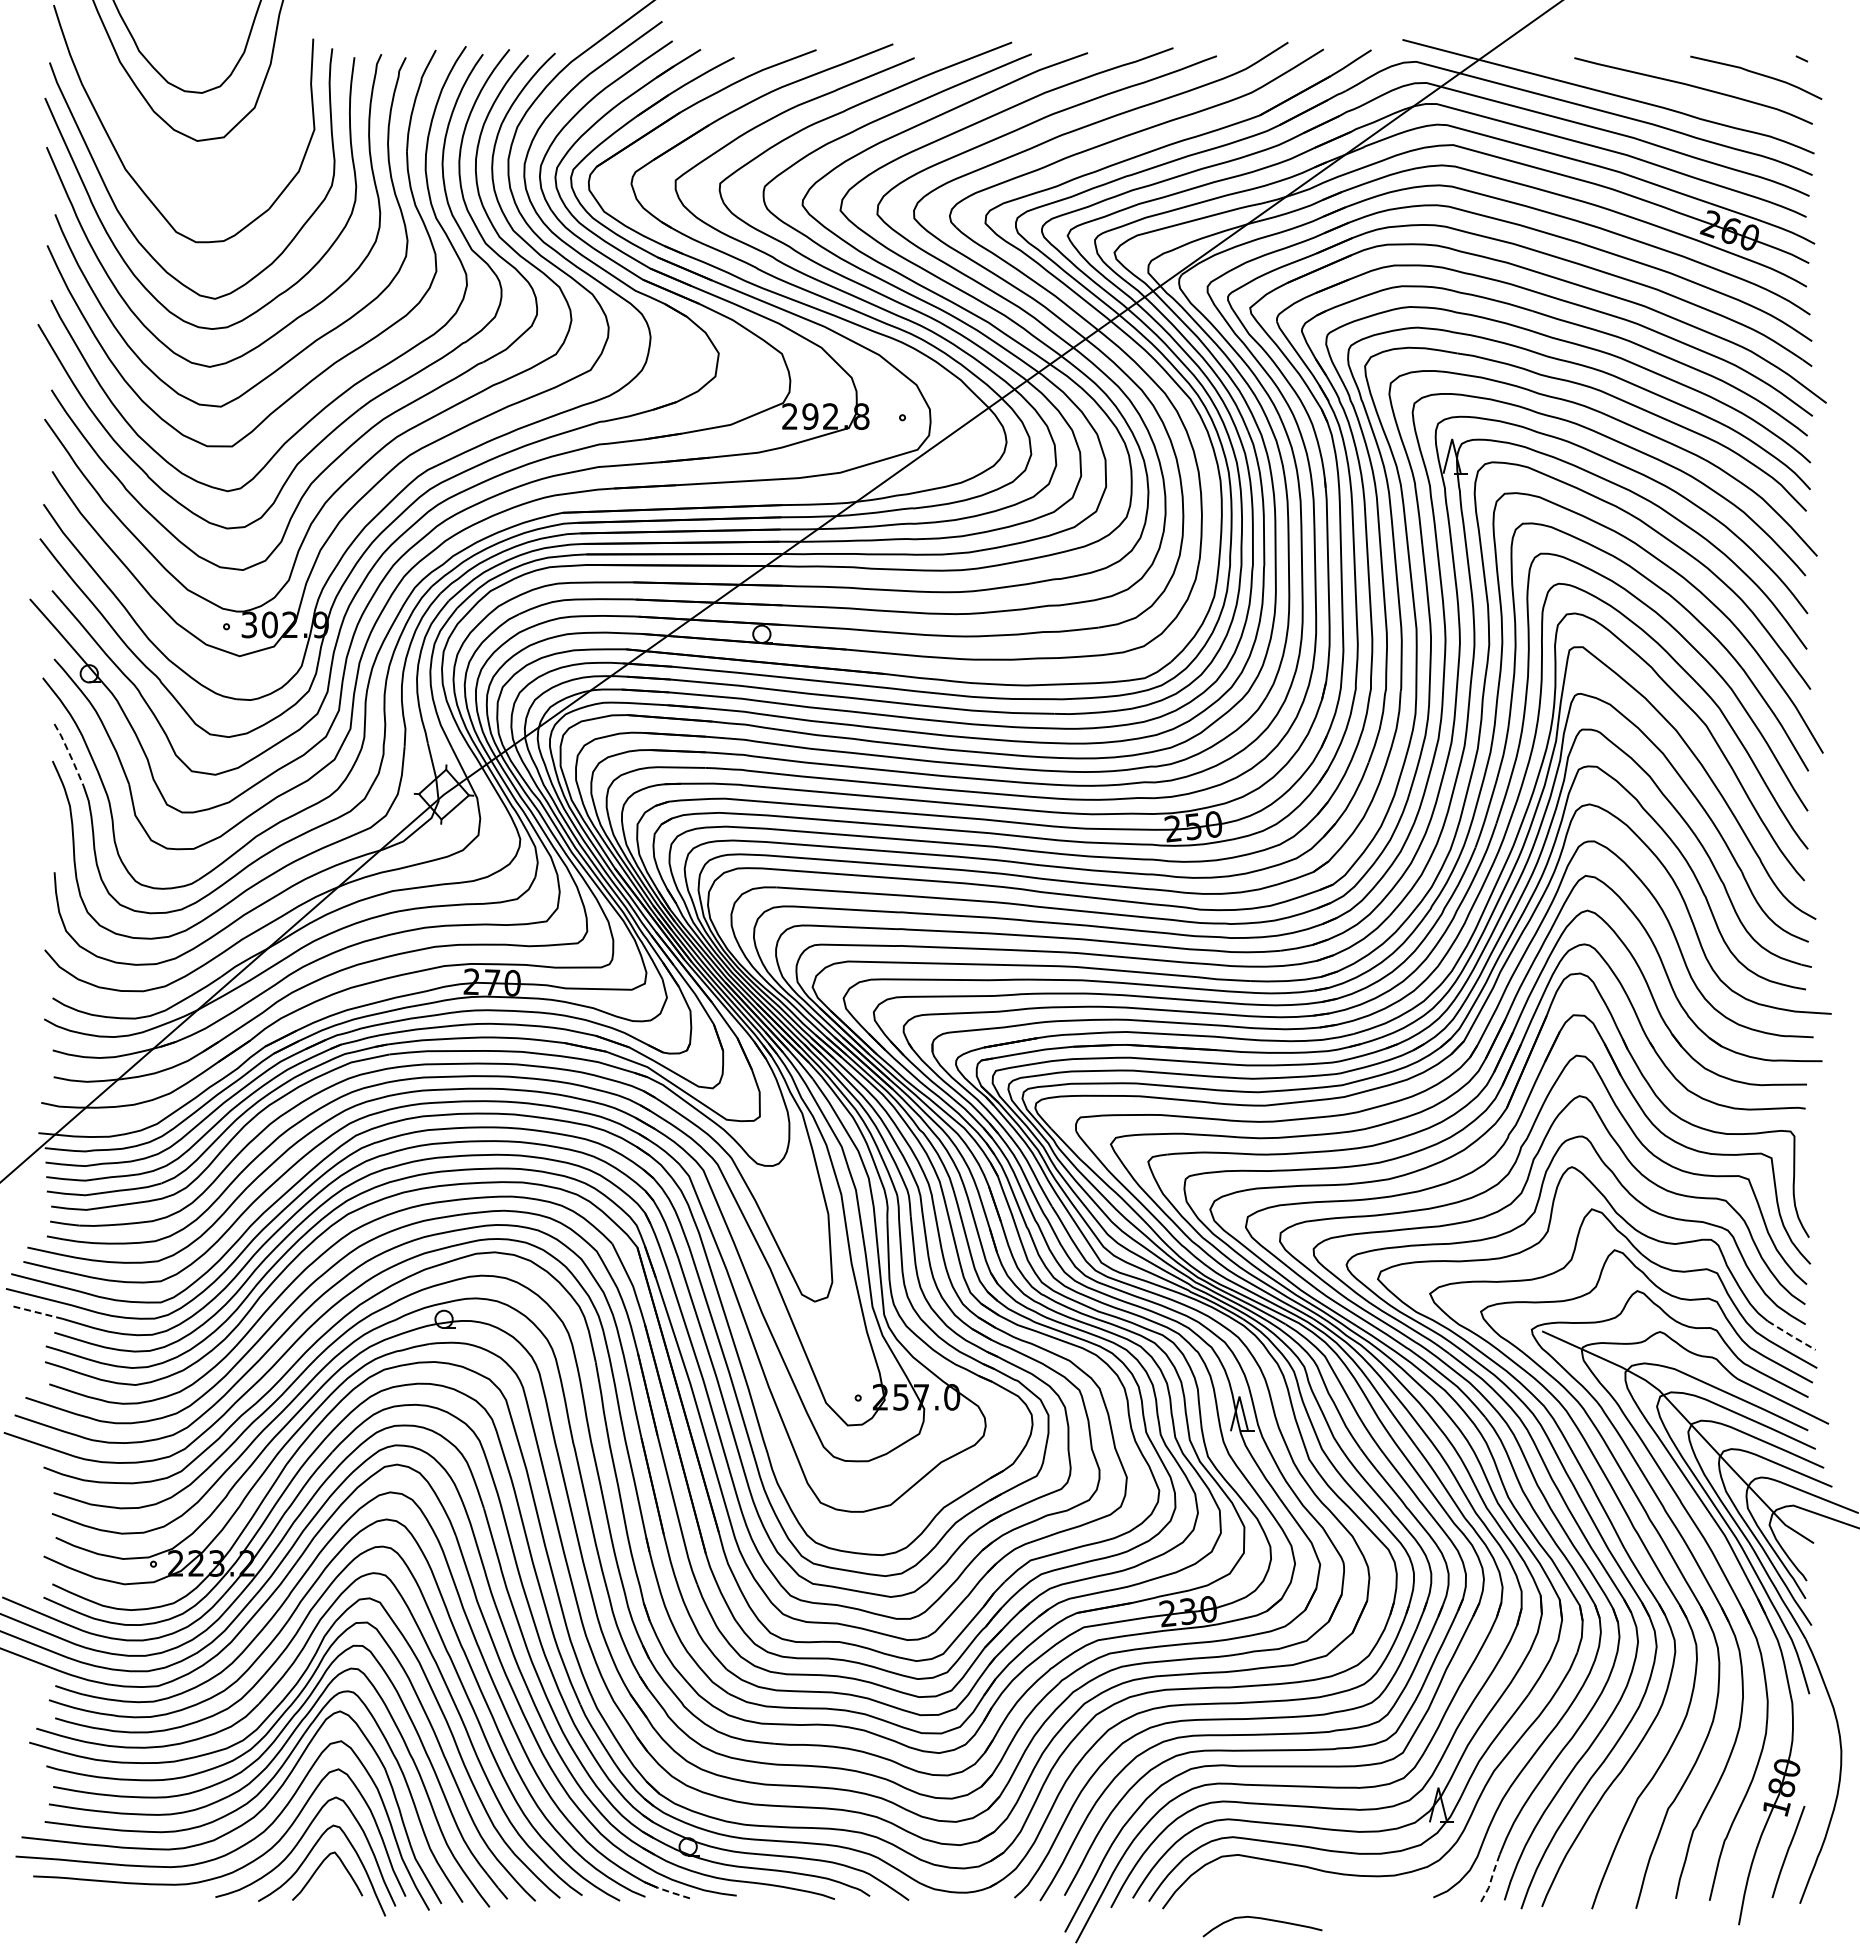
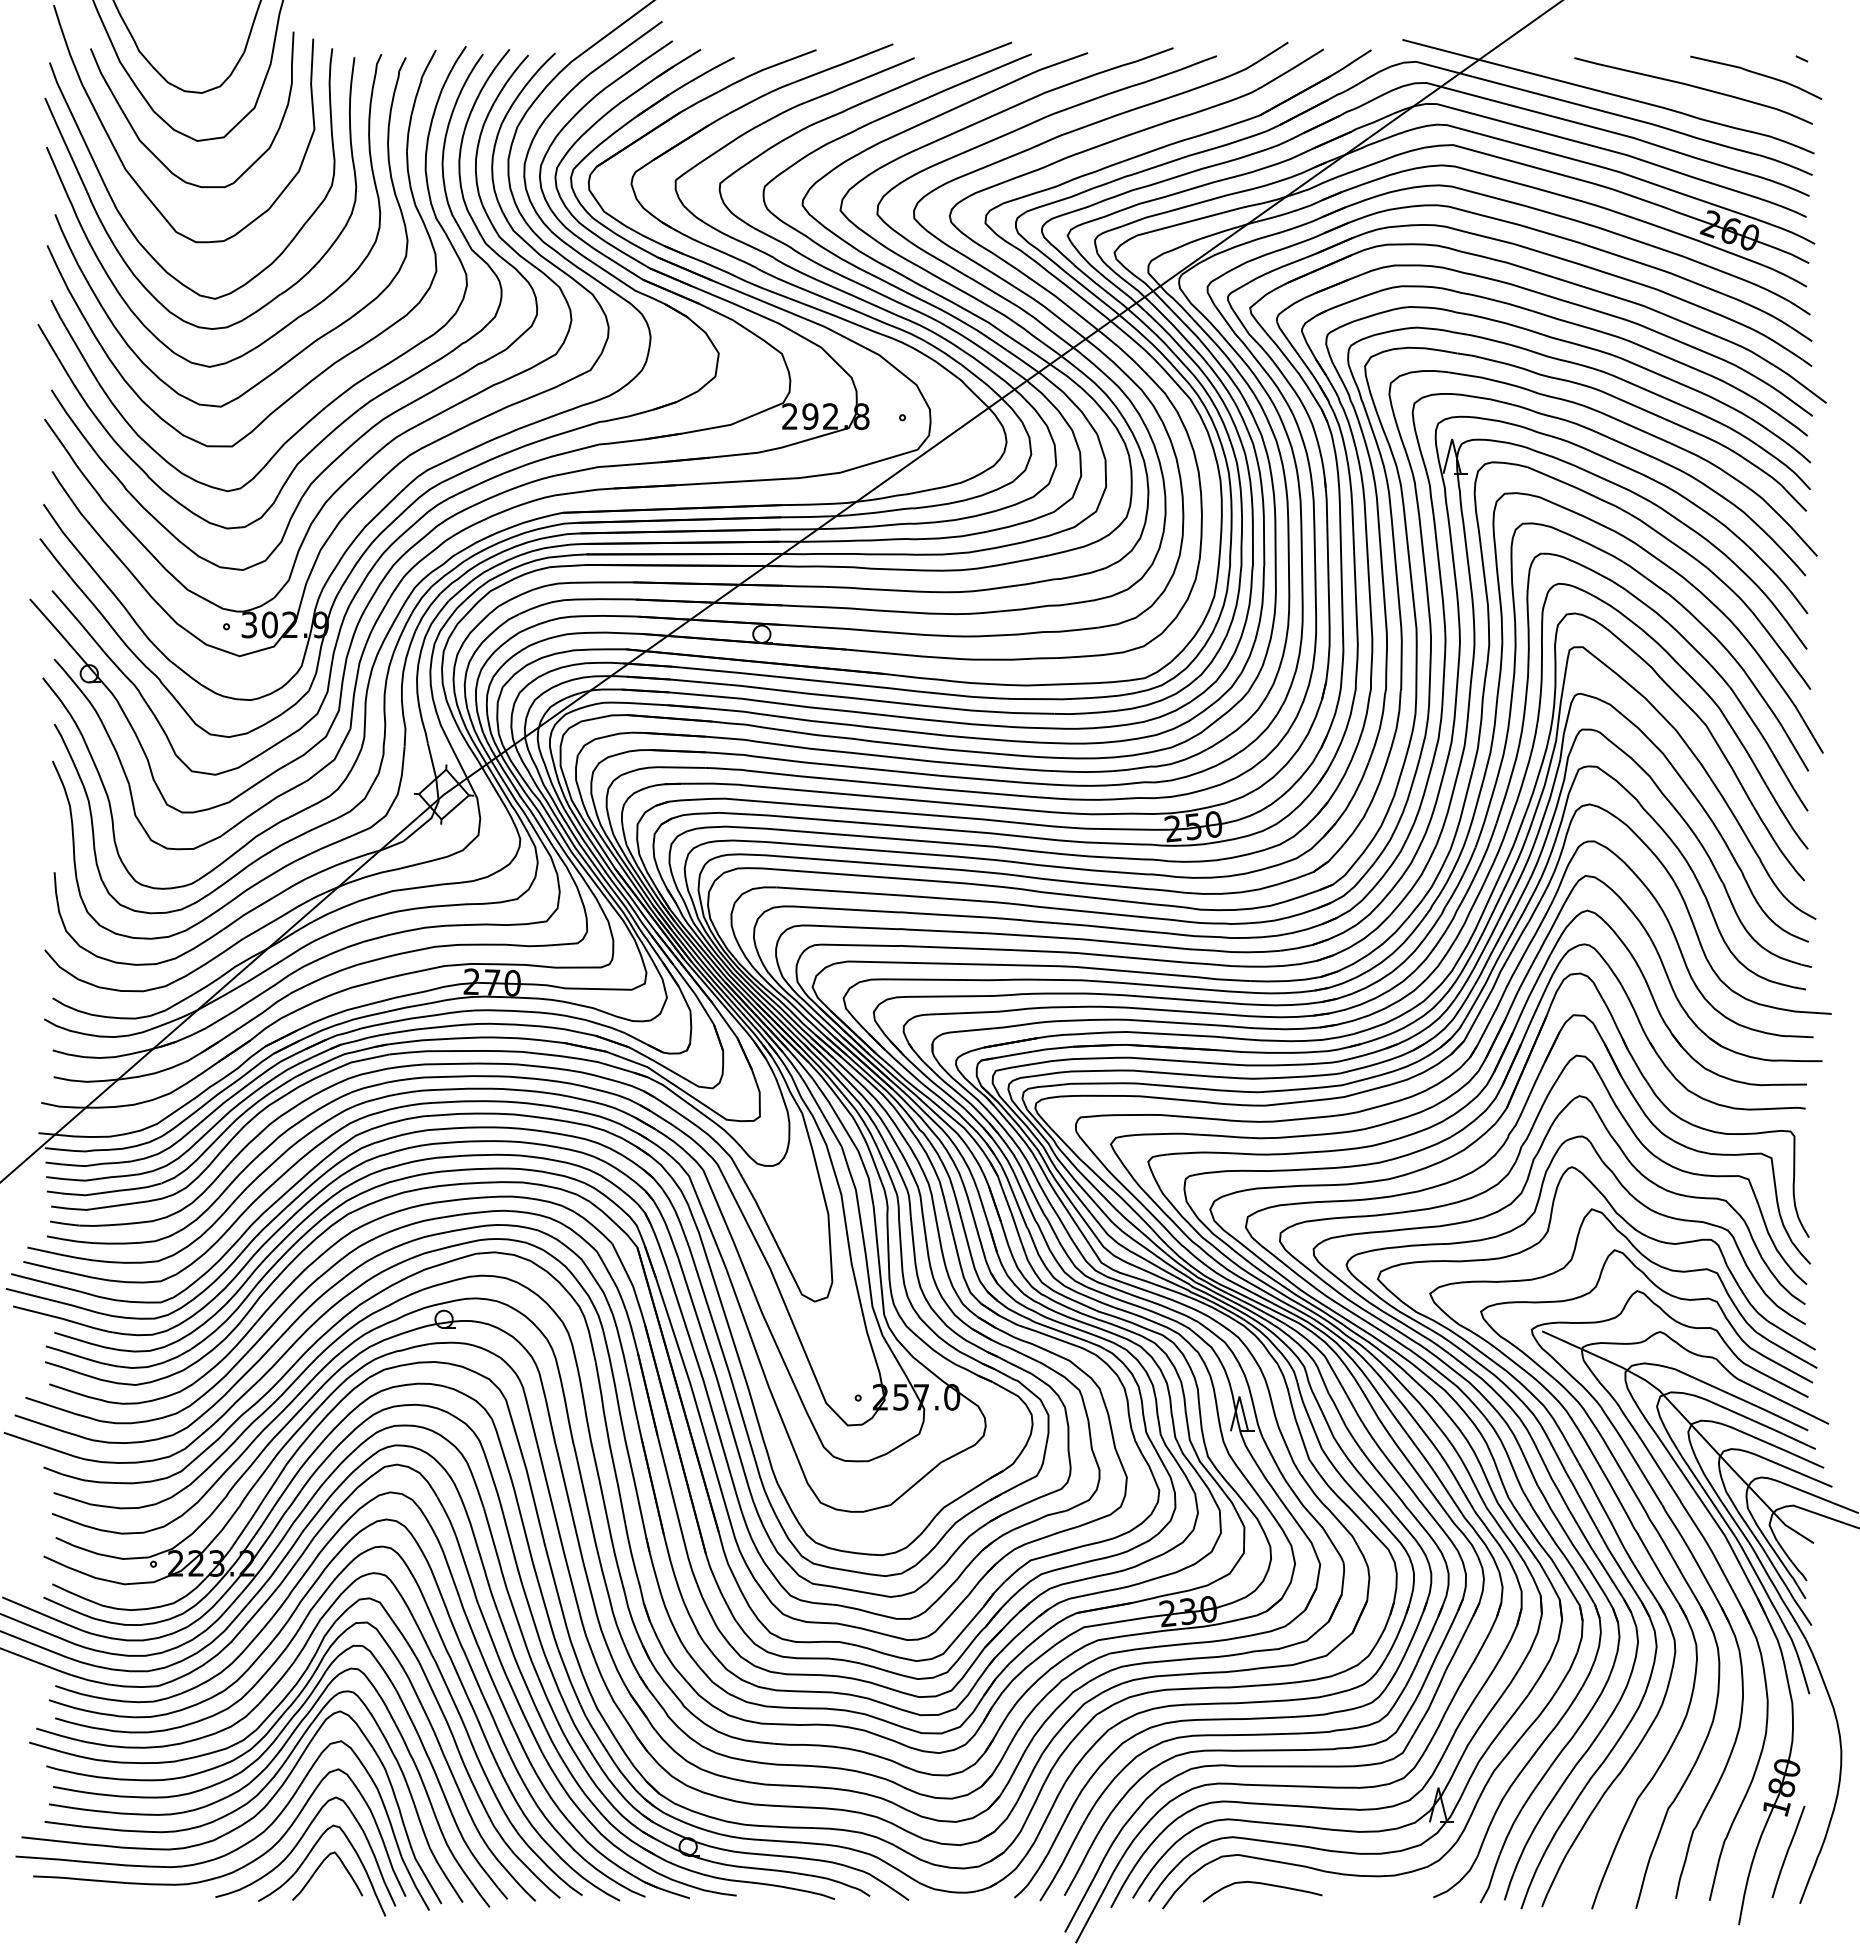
curve: none -> present (151, 150)
line: dashed -> solid (69, 754)
line: dashed -> solid (38, 1312)
line: dashed -> solid (1791, 1335)
line: dashed -> solid (1491, 1879)
line: dashed -> solid (672, 1892)
curve position: (1262, 1919) -> (1262, 1884) (1262, 1884)
